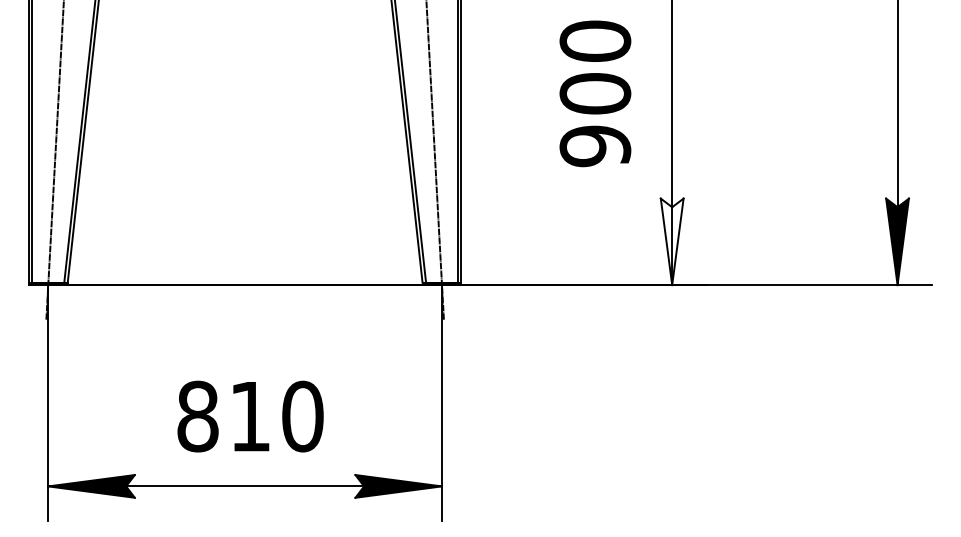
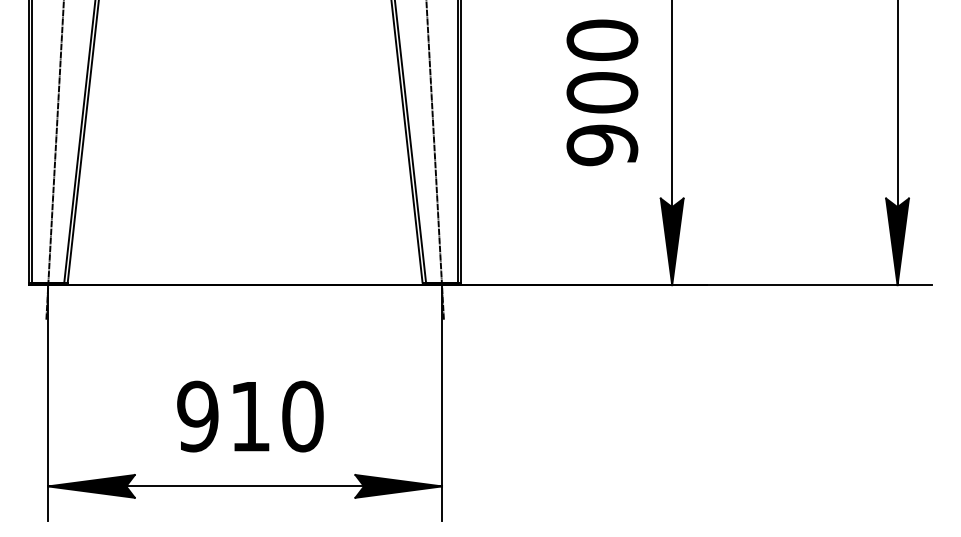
text position: (595, 93) -> (602, 92) (602, 92)
fill: none -> present (671, 241)
text: 810 -> 910 (197, 416)
